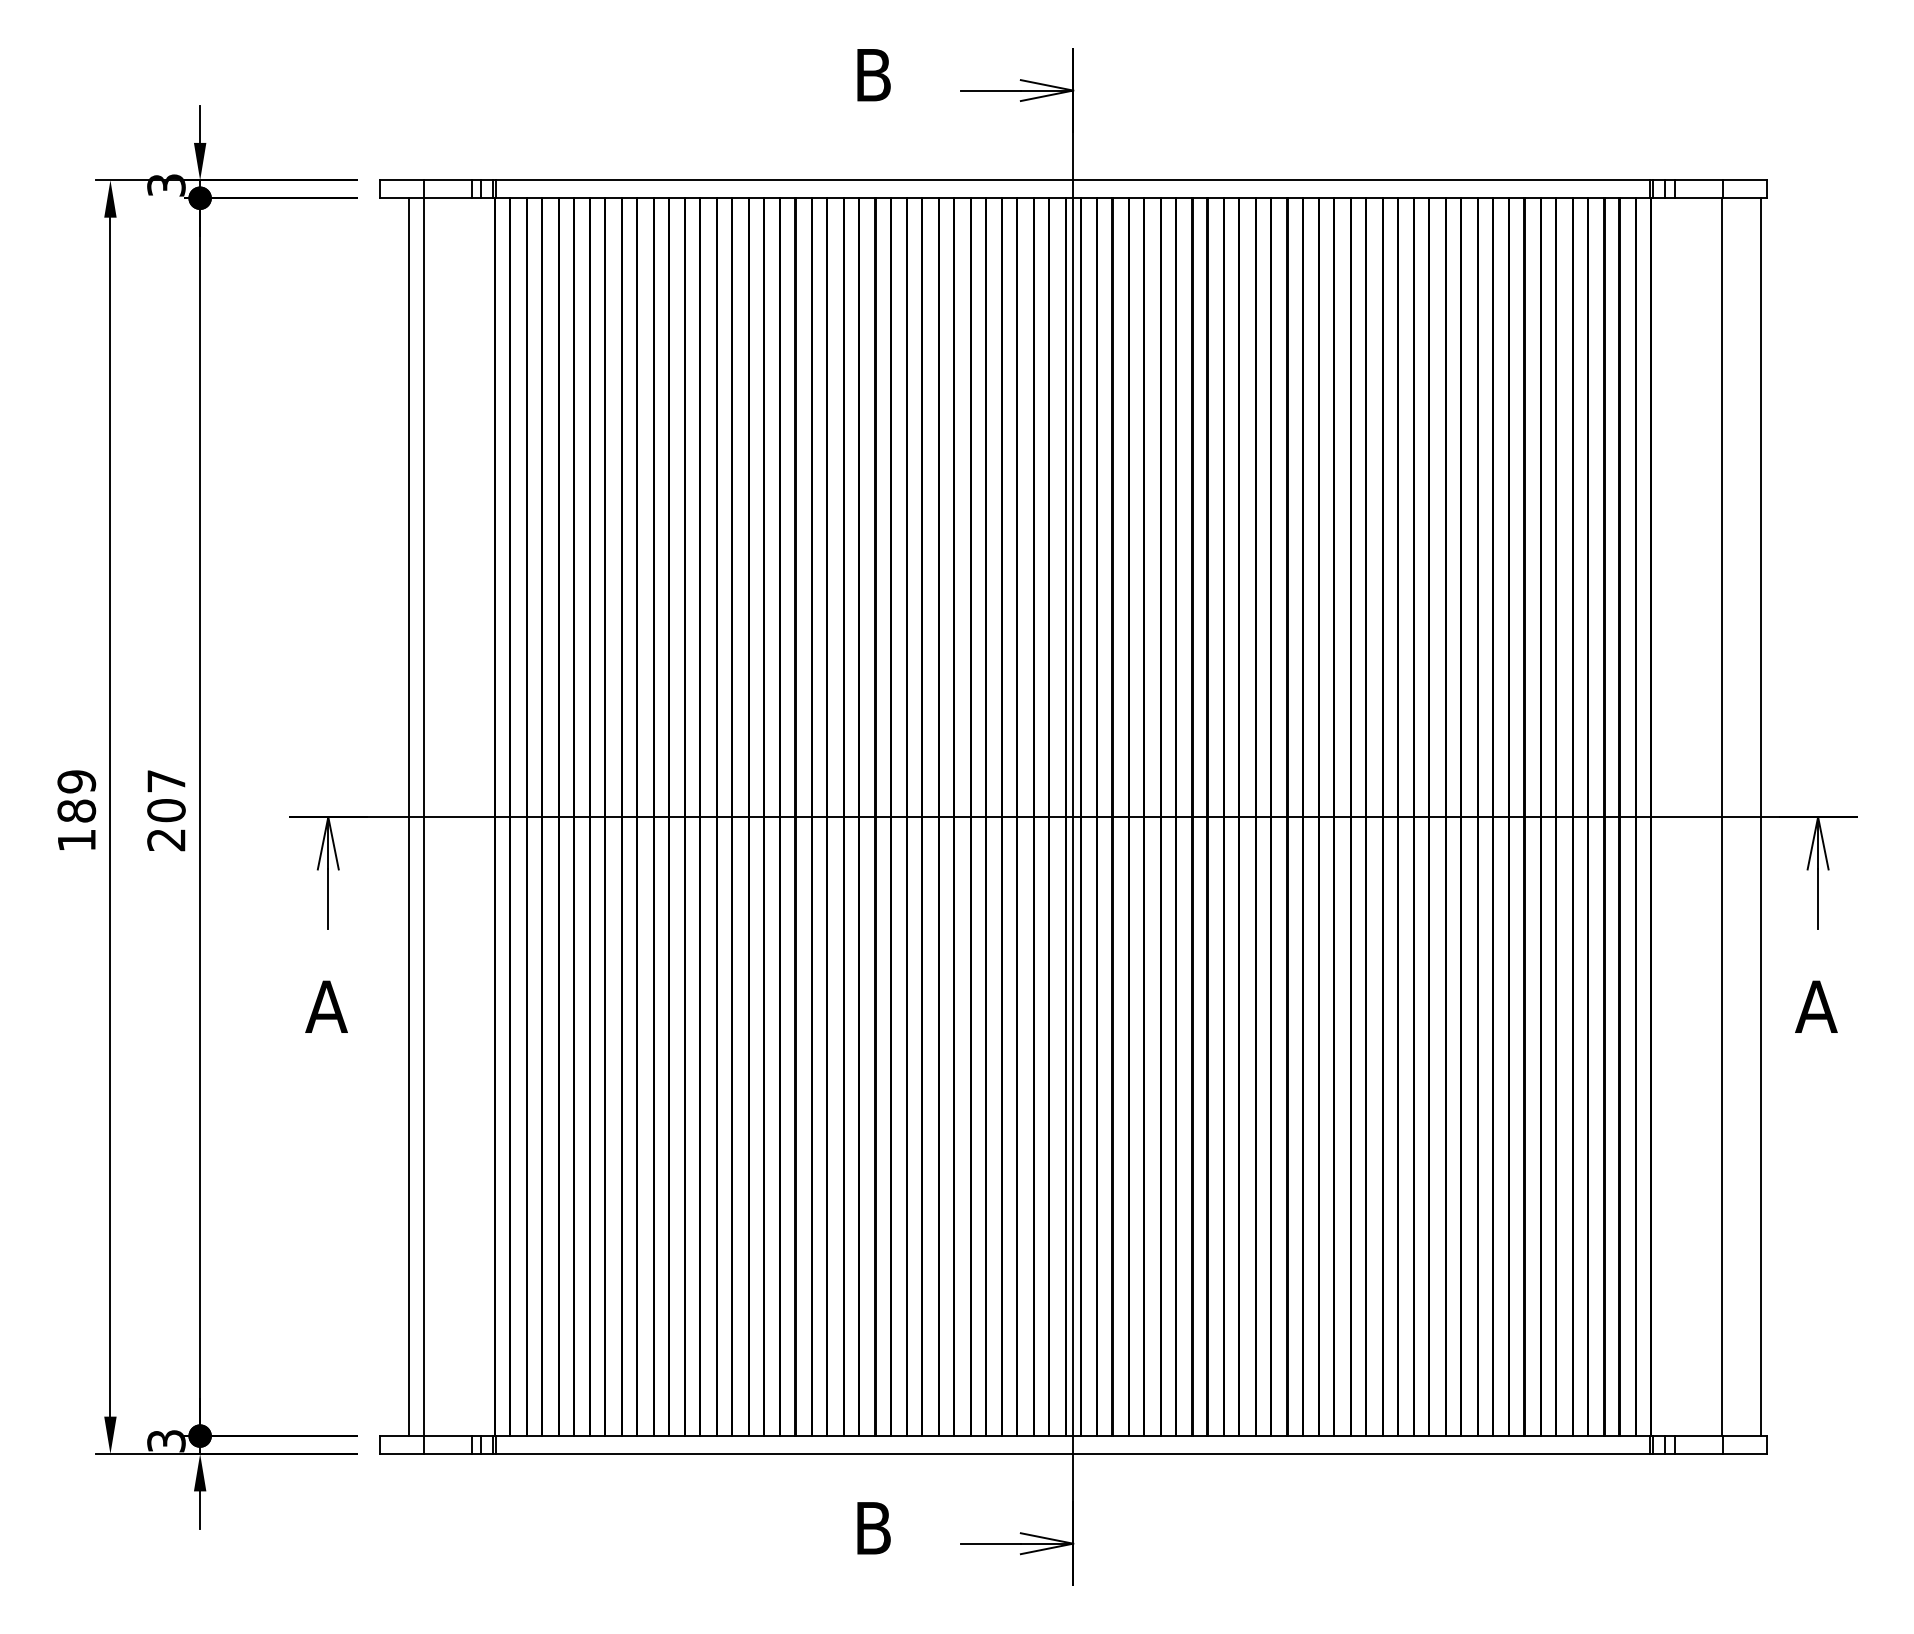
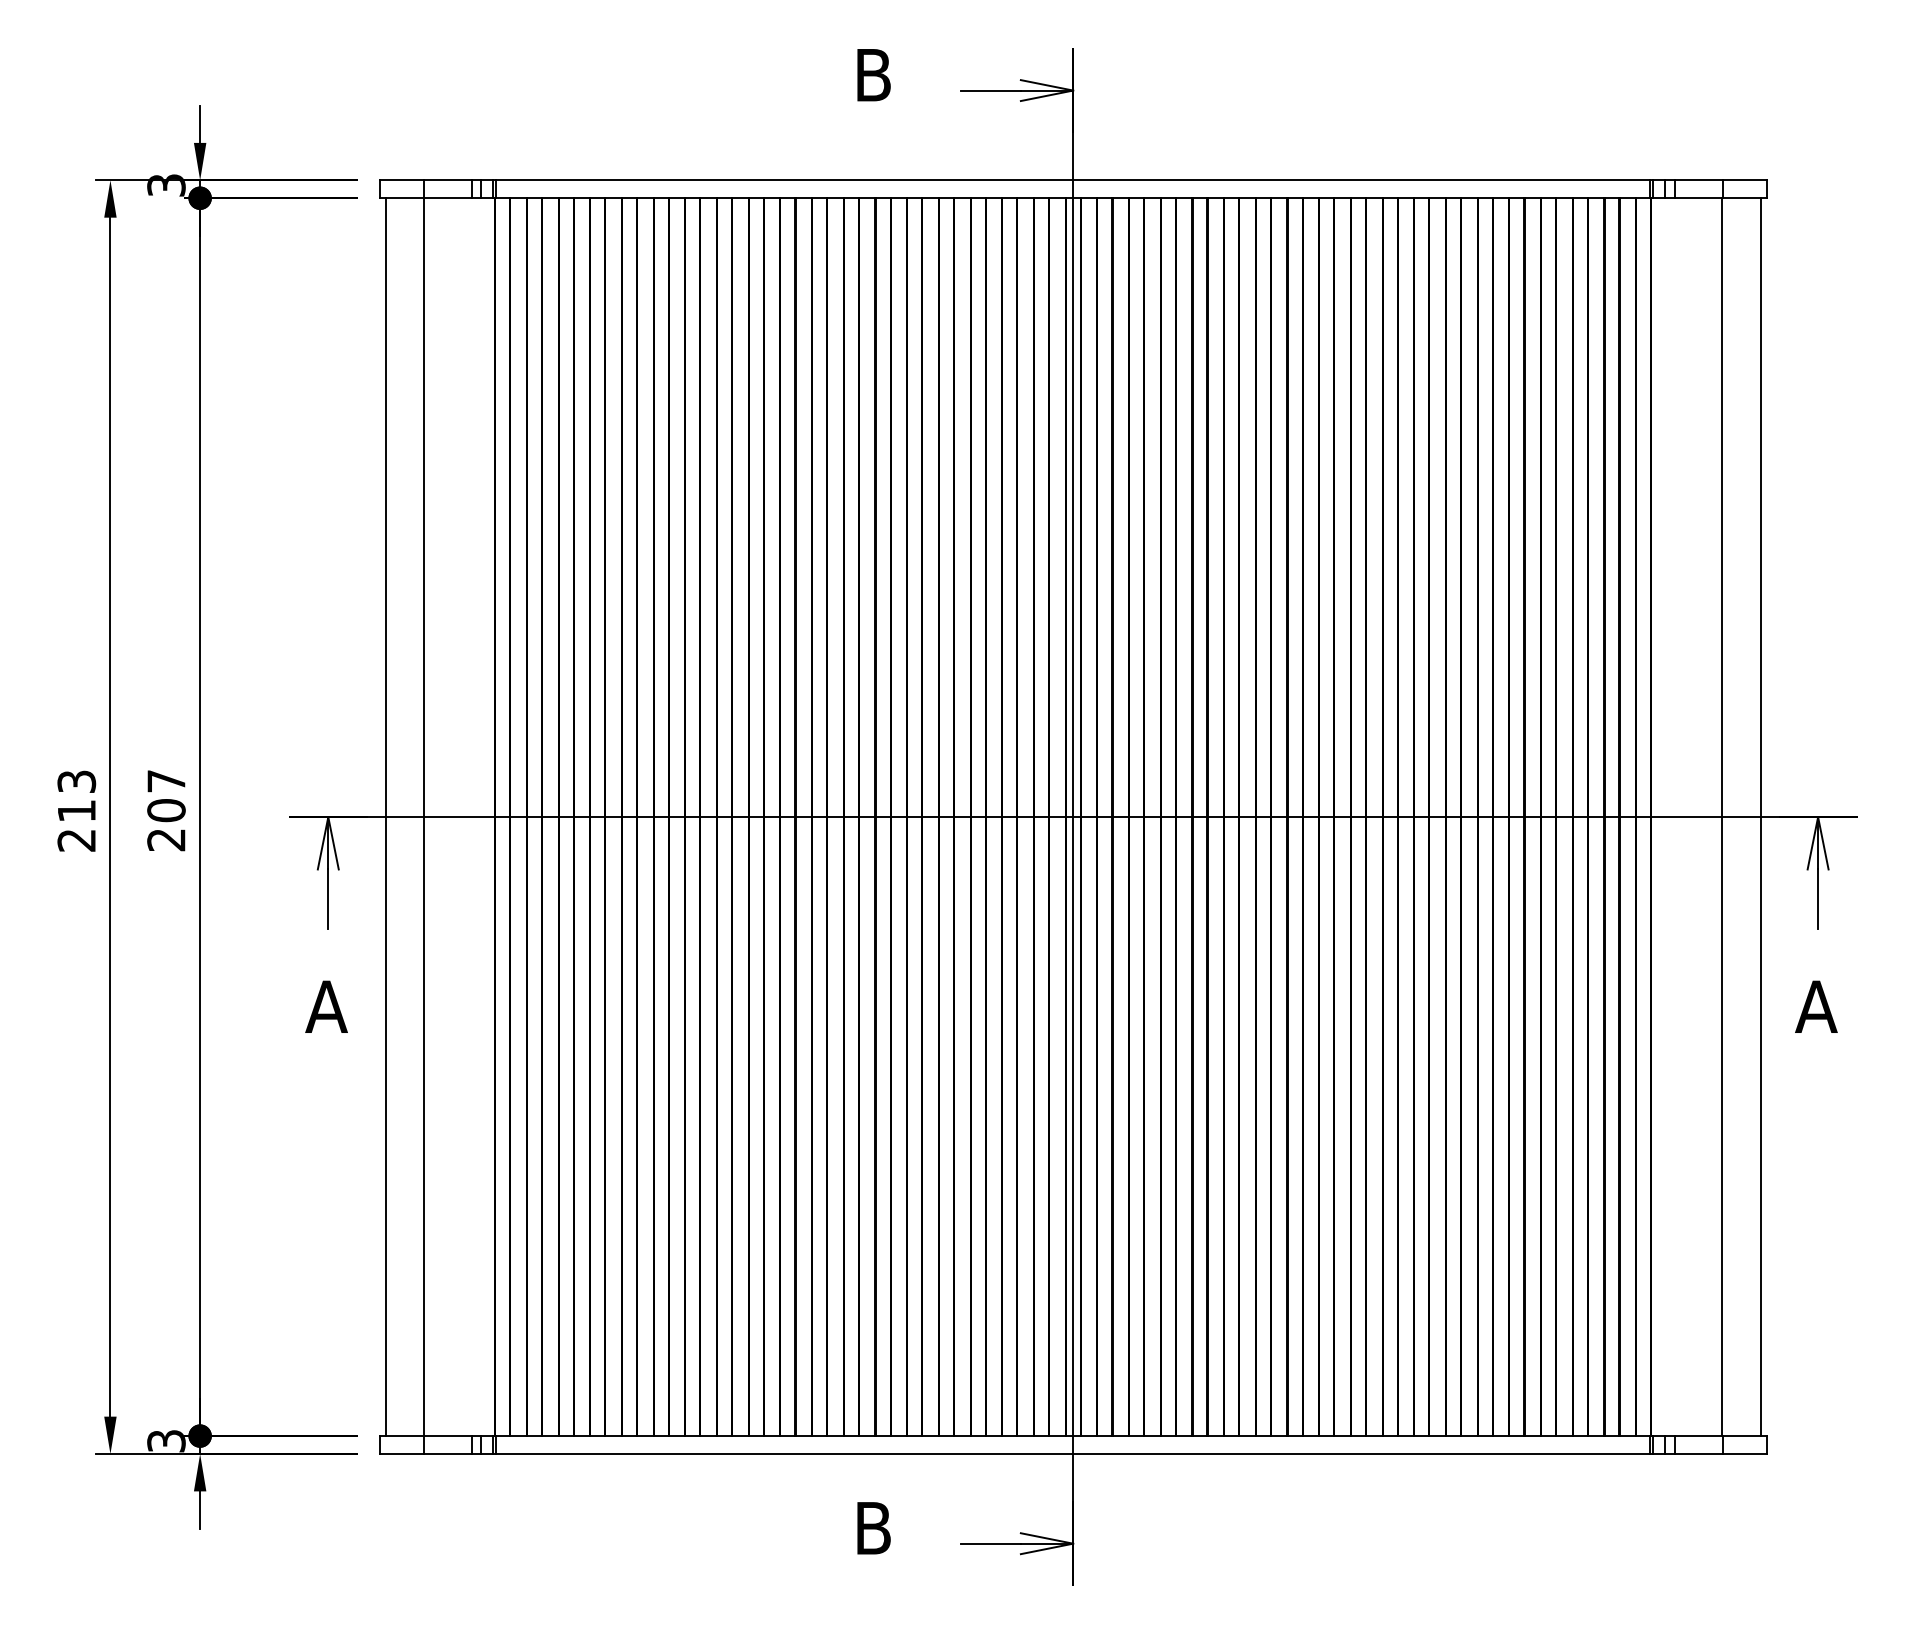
text: 189 -> 213 (76, 810)
line position: (408, 817) -> (385, 817) (385, 817)
